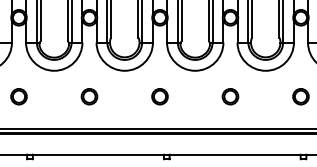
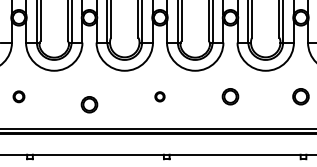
part size: 18x18 px -> 14x14 px (18, 96)
part position: (89, 96) -> (89, 104) (89, 104)
part size: 18x18 px -> 12x12 px (159, 96)
